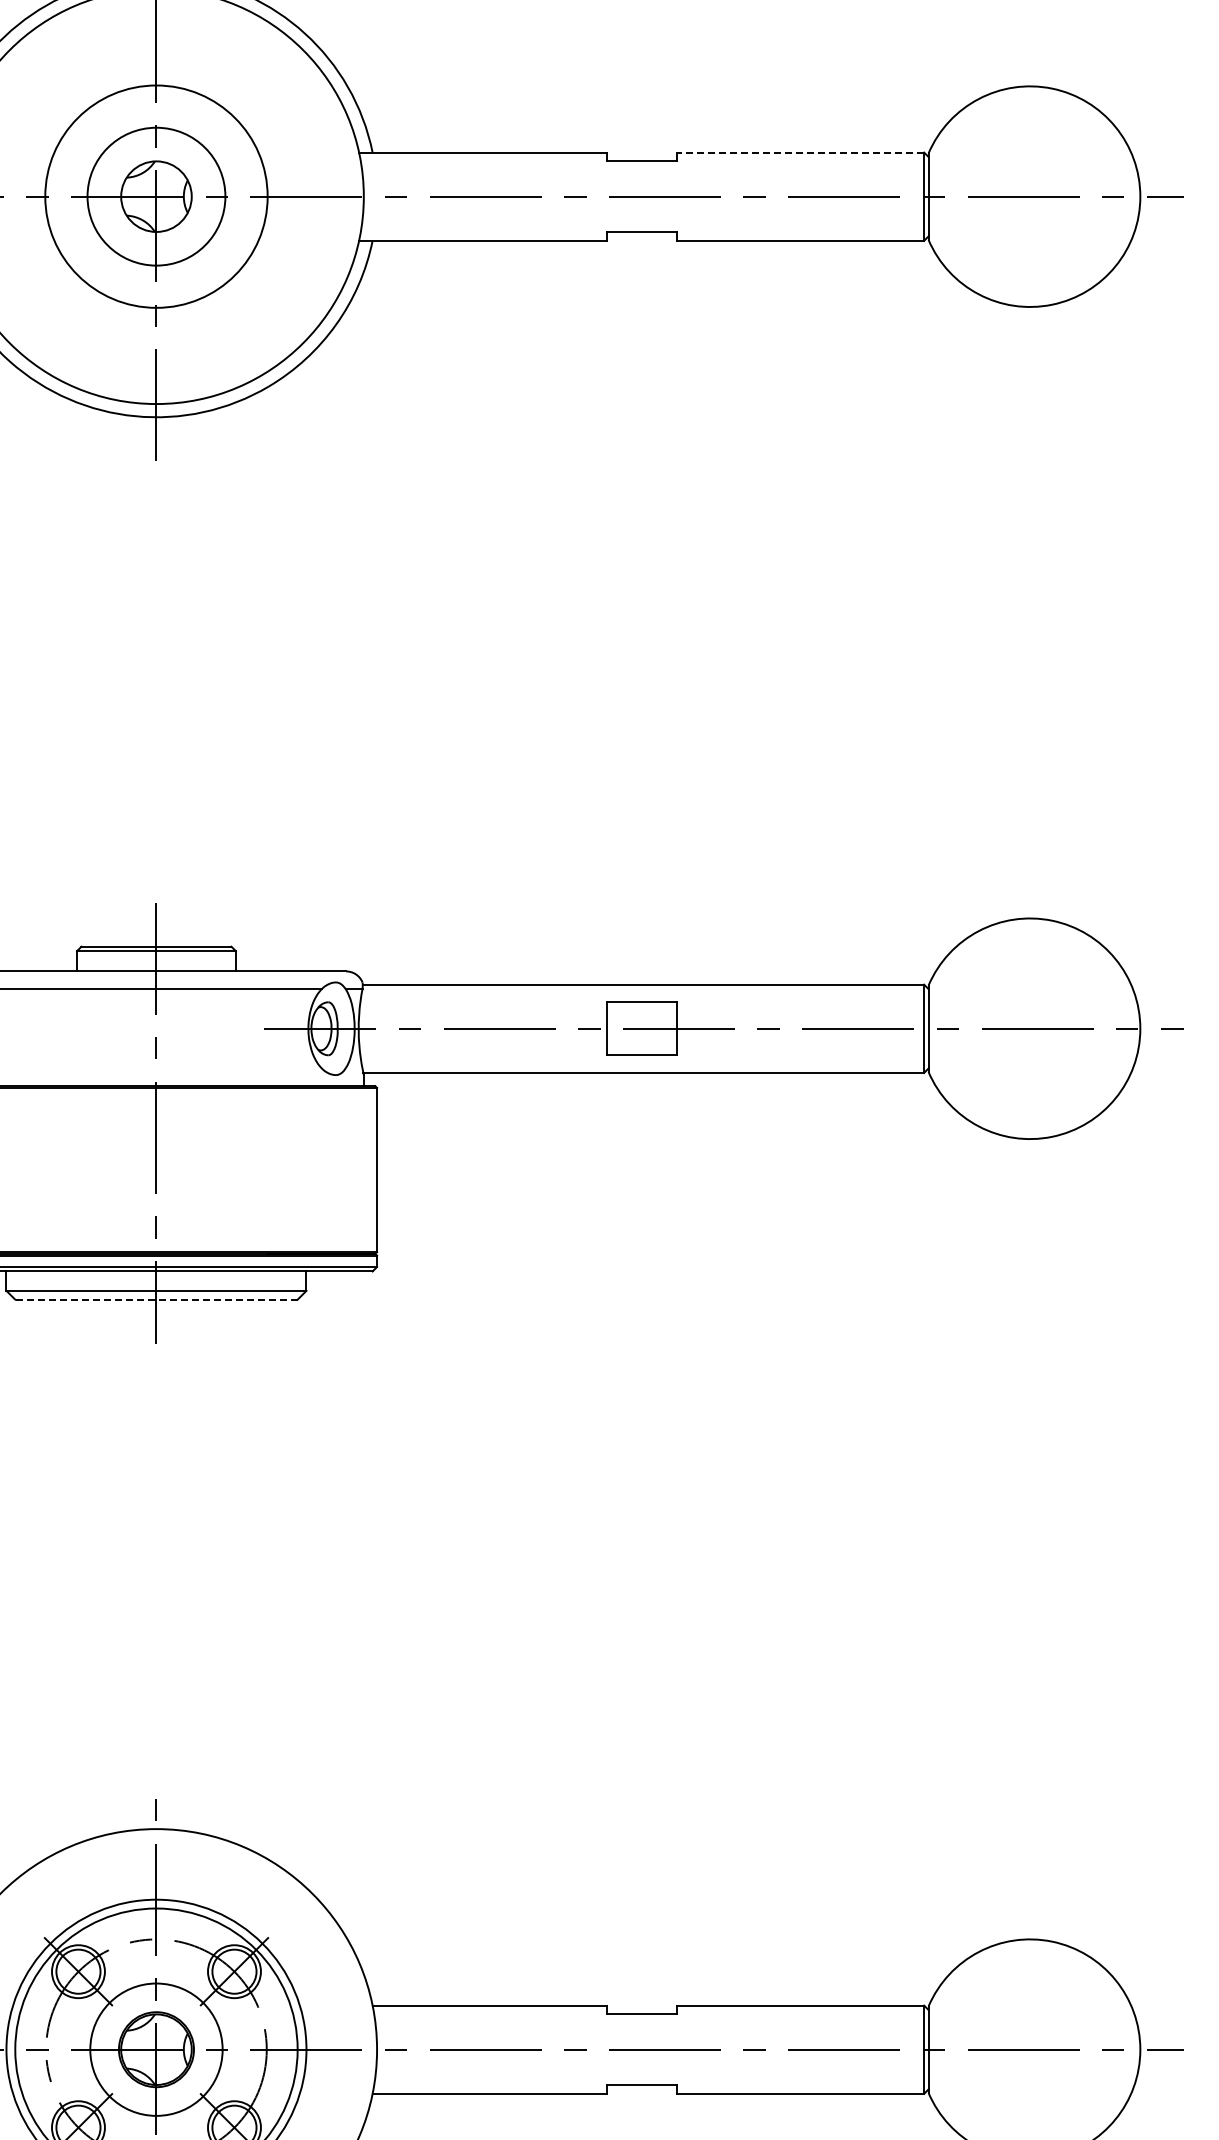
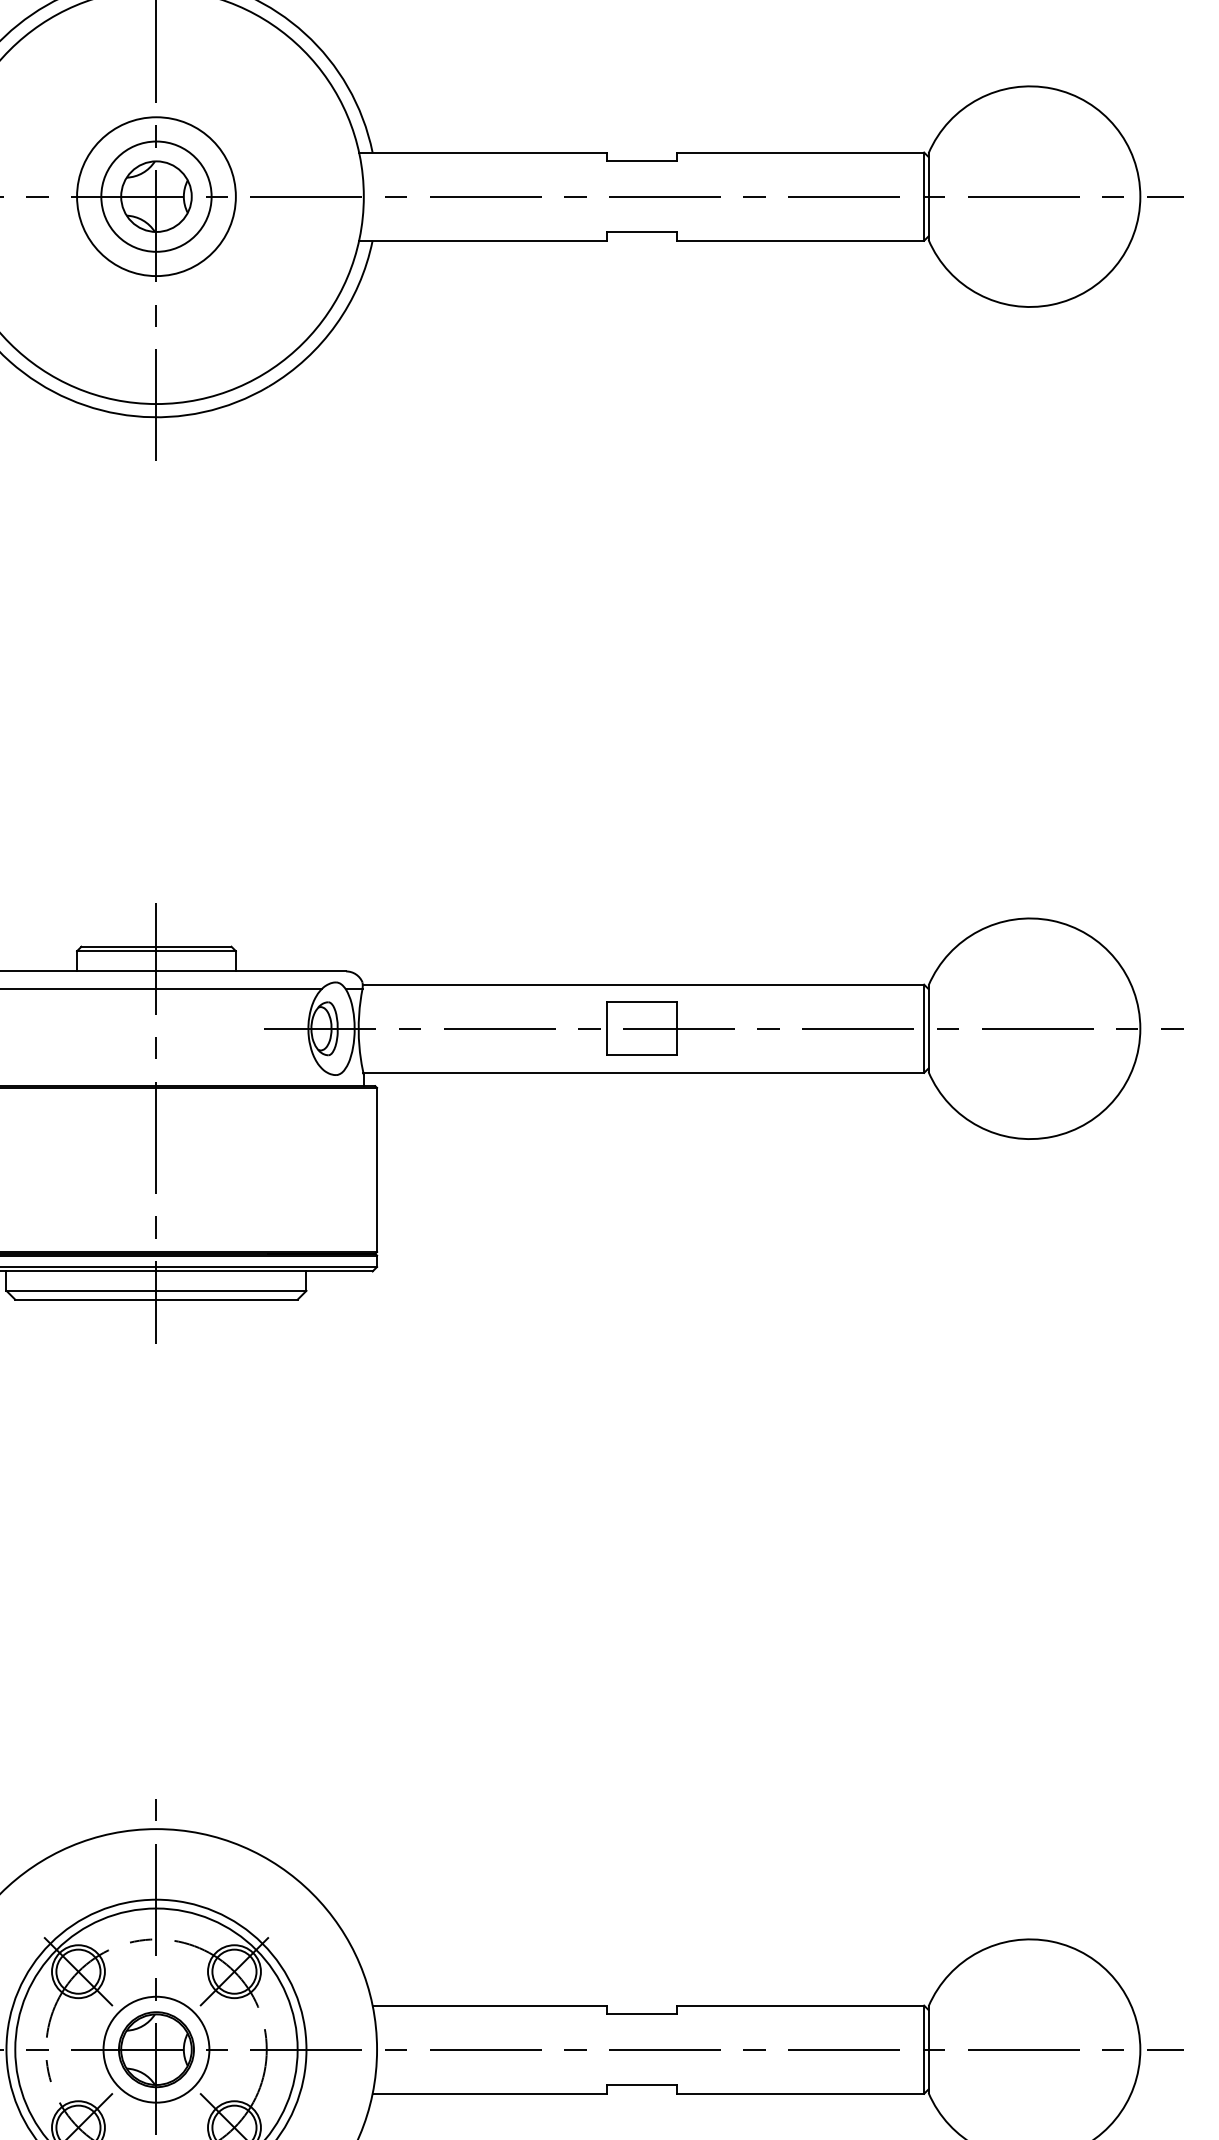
line: dashed -> solid (800, 152)
circle diameter: 138 px -> 110 px (156, 196)
circle diameter: 222 px -> 159 px (156, 196)
line: dashed -> solid (155, 1299)
circle diameter: 132 px -> 106 px (156, 2049)
